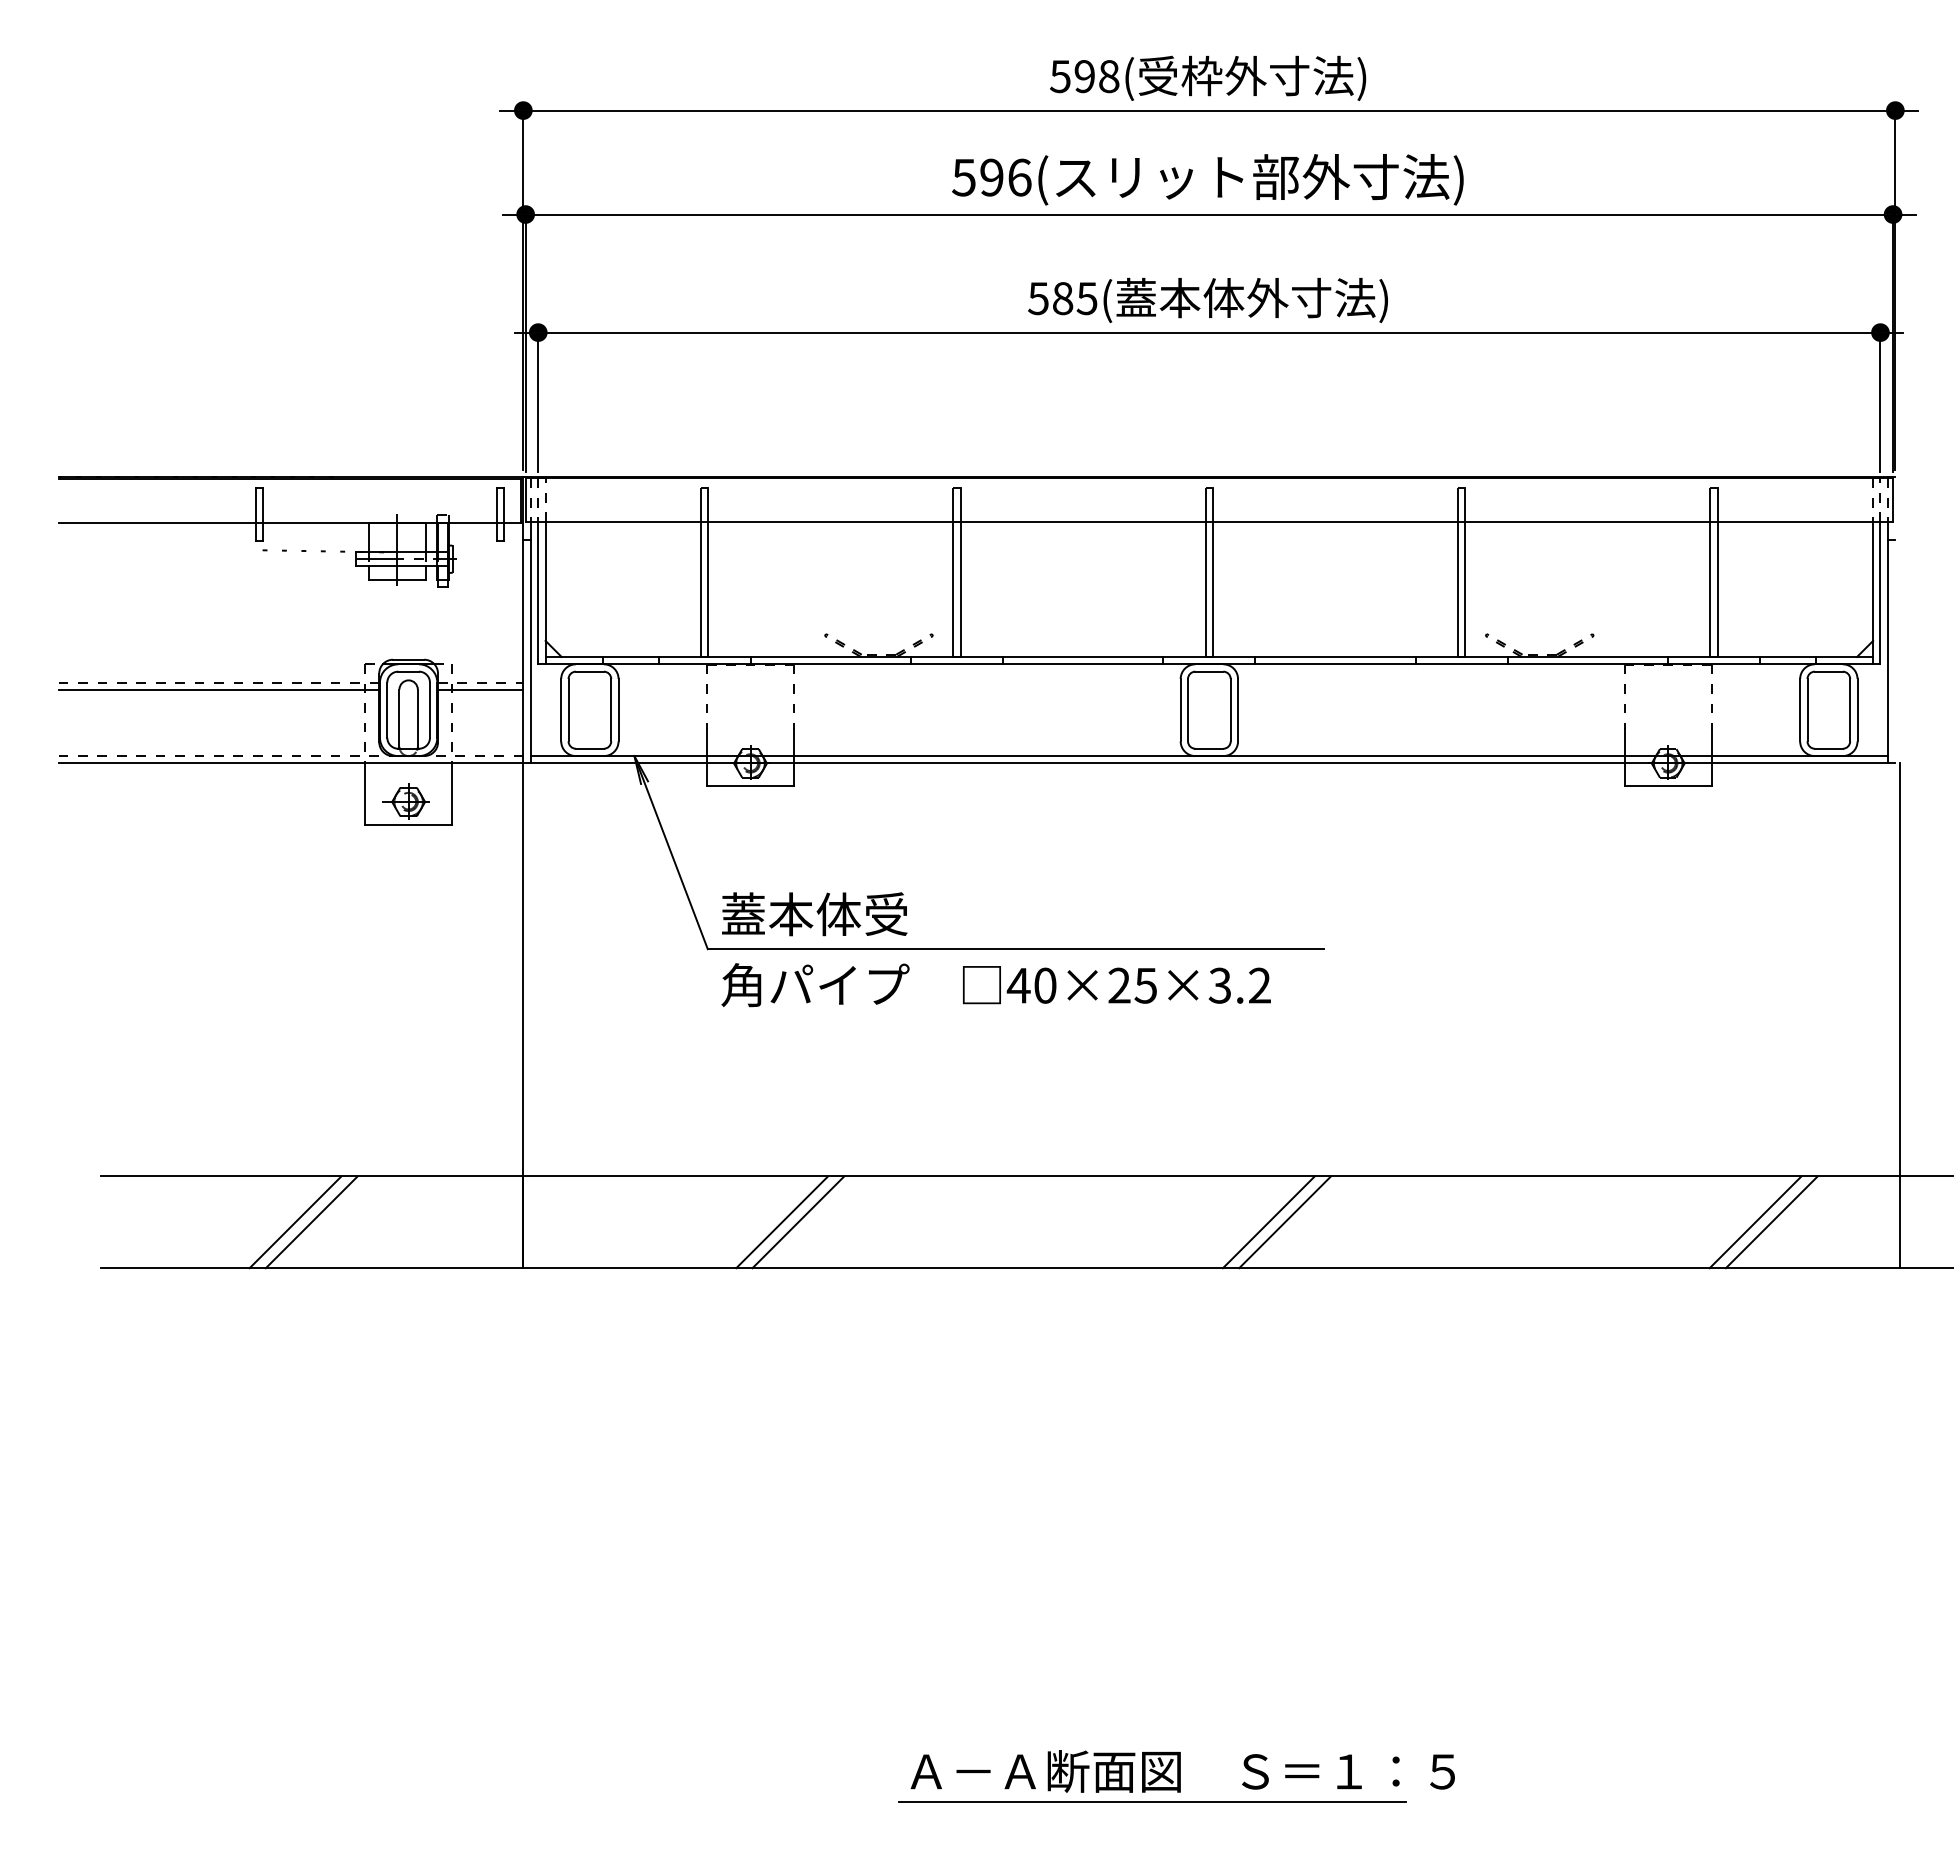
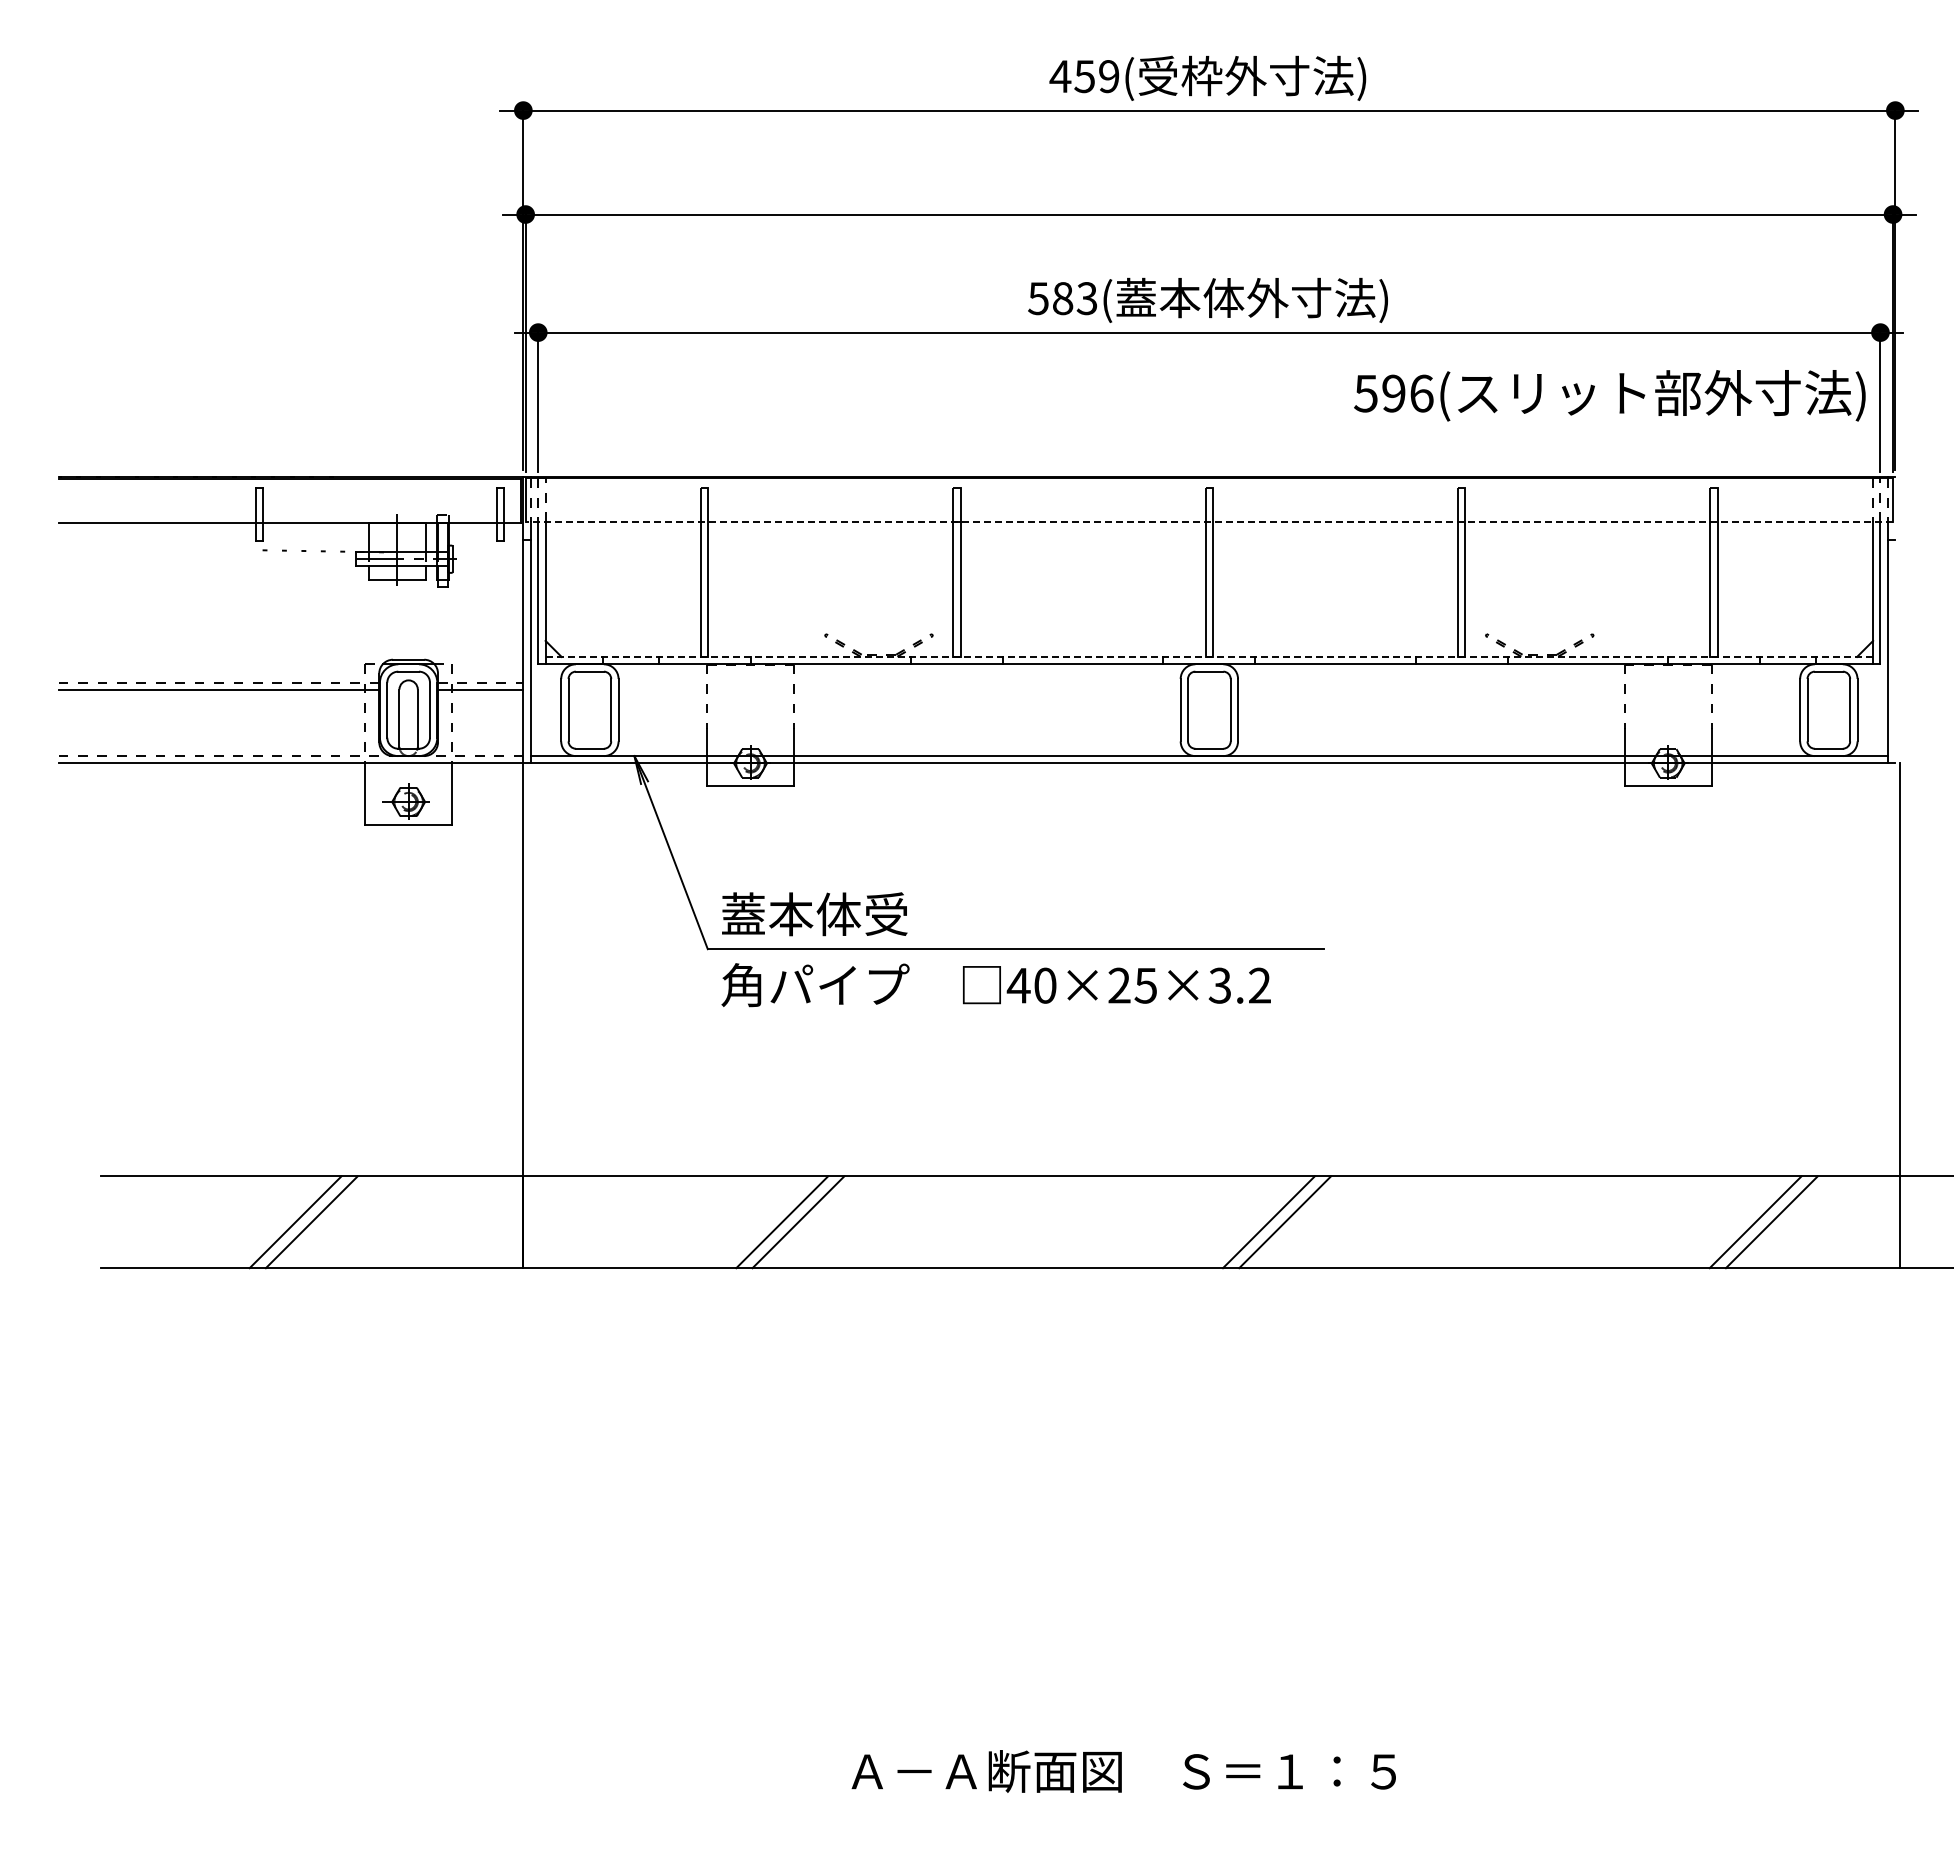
text: 598( -> 459( (1084, 76)
text position: (1207, 179) -> (1609, 395) (1609, 395)
text: 585( -> 583( (1086, 298)
line: solid -> dashed (1209, 522)
line: solid -> dashed (1209, 656)
text position: (1182, 1771) -> (1123, 1771) (1123, 1771)
line: present -> none (1152, 1801)
